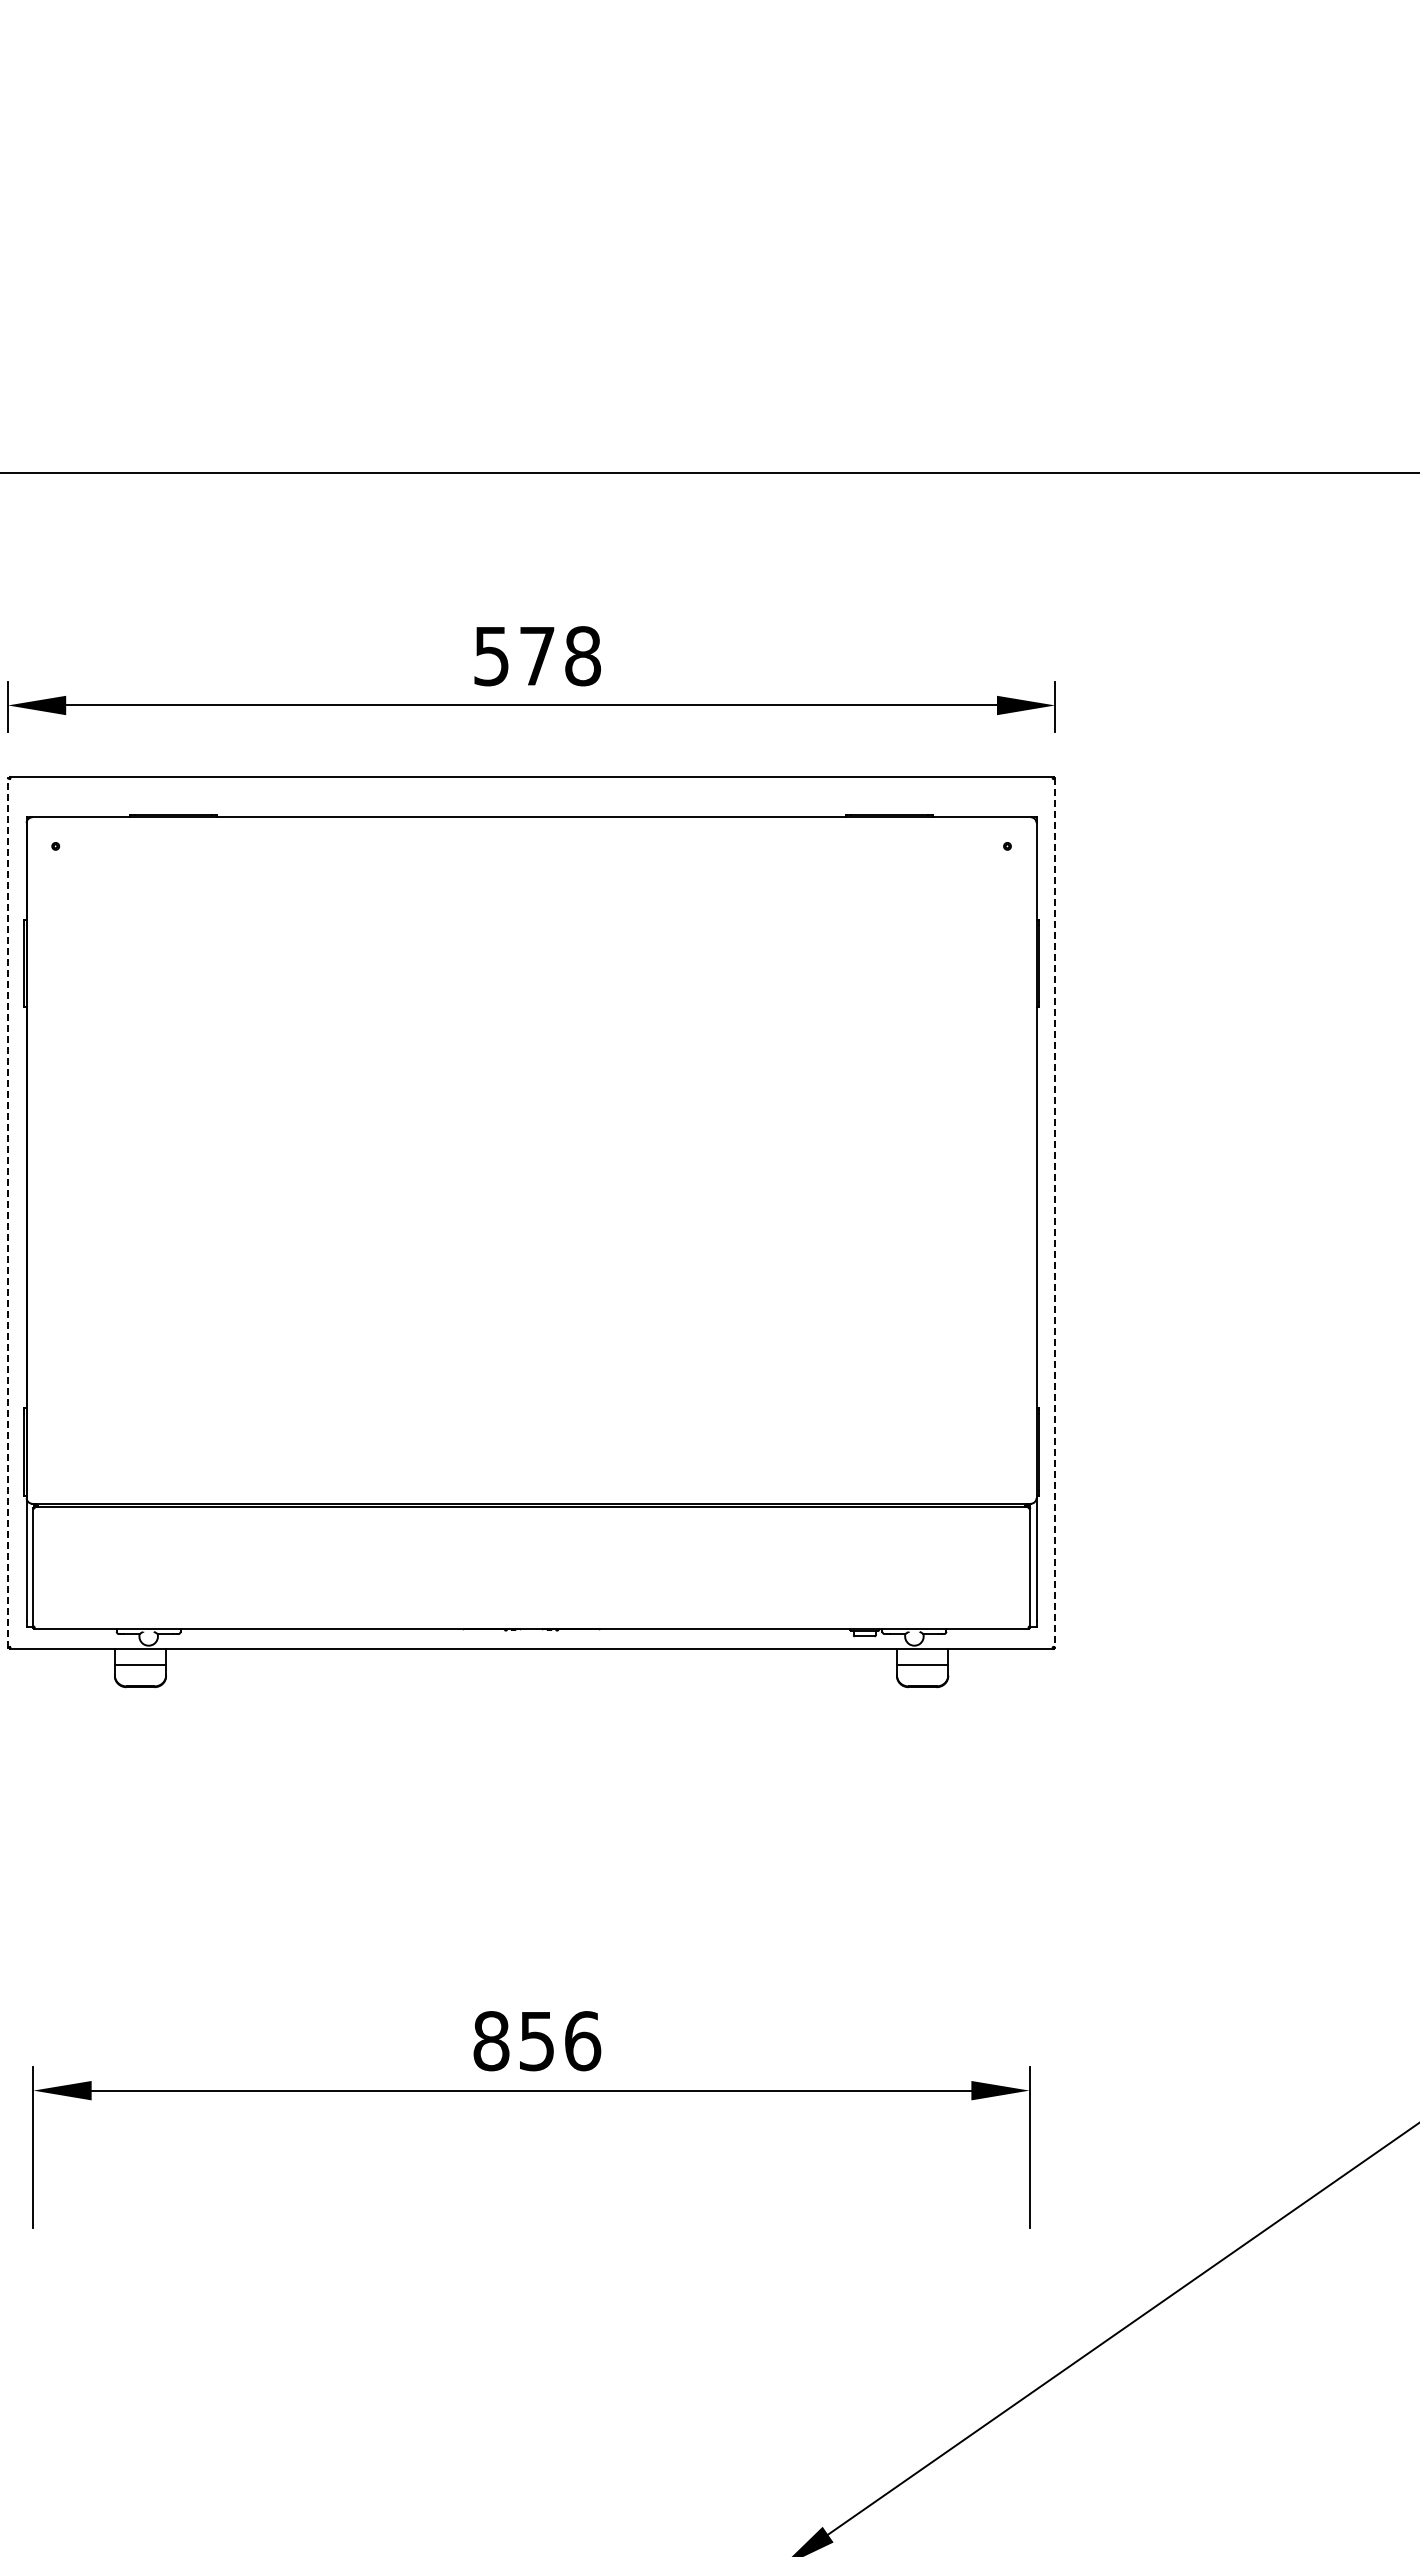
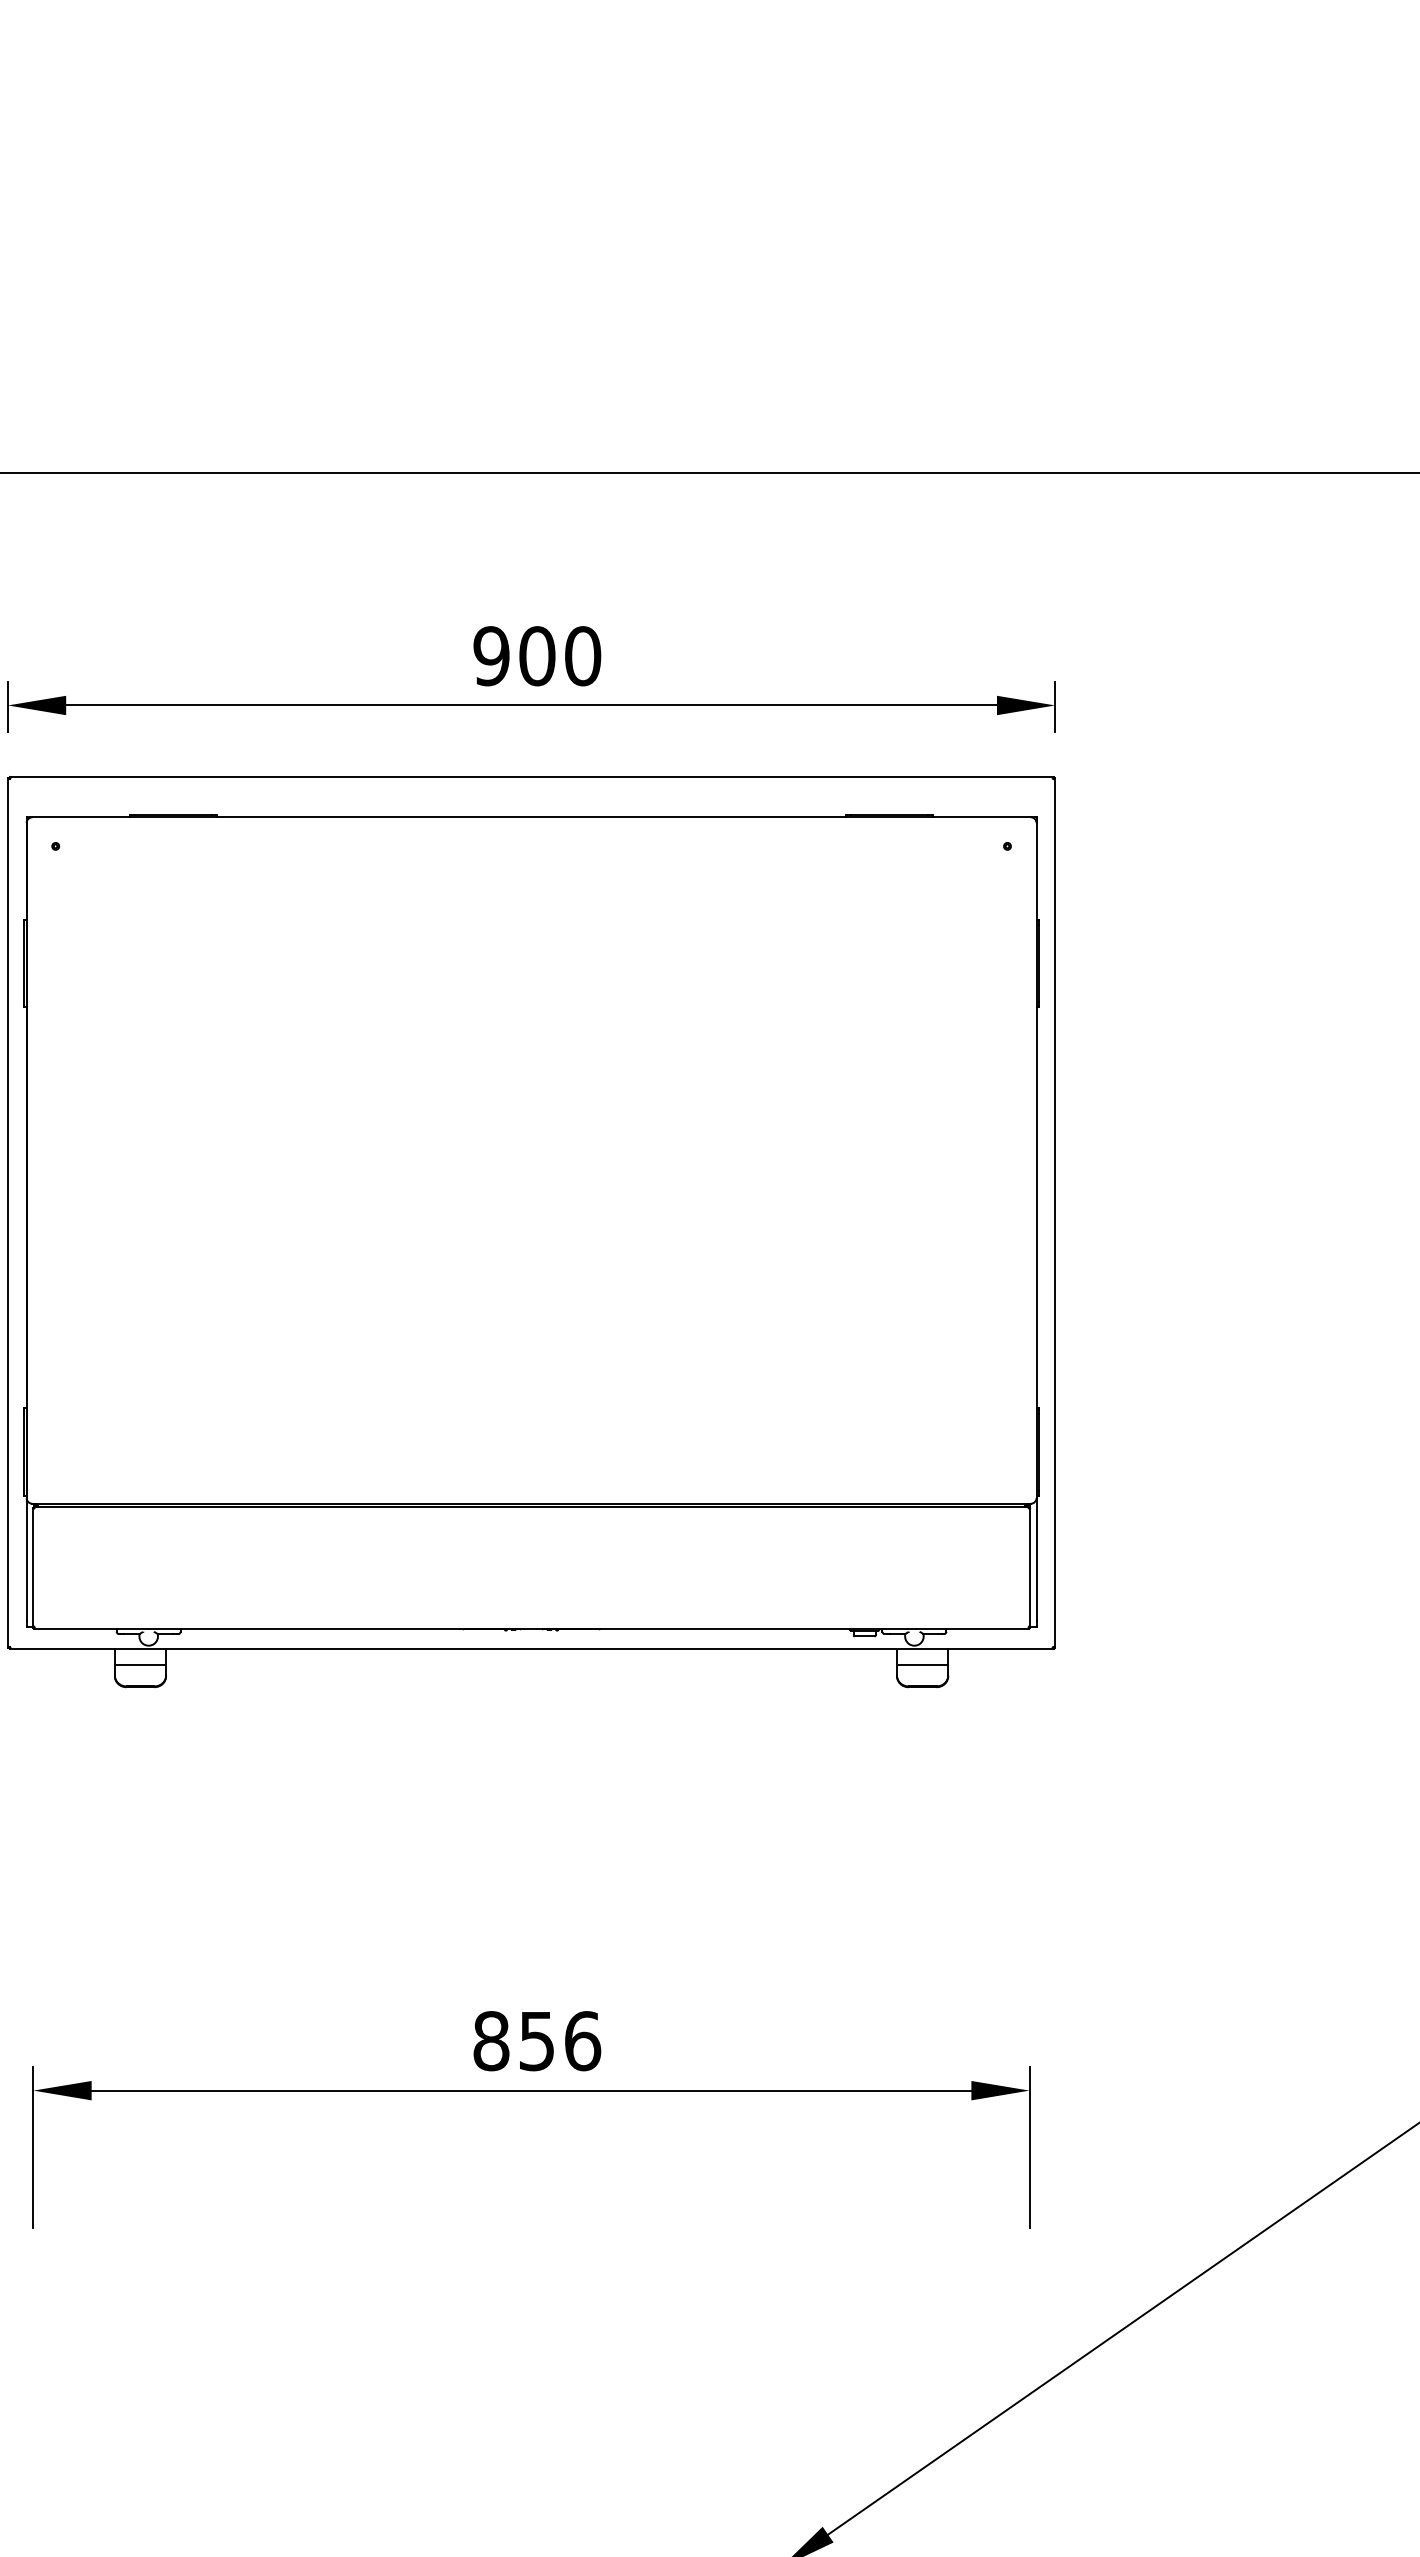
text: 578 -> 900 (537, 656)
line: dashed -> solid (7, 1213)
line: dashed -> solid (1055, 1213)
